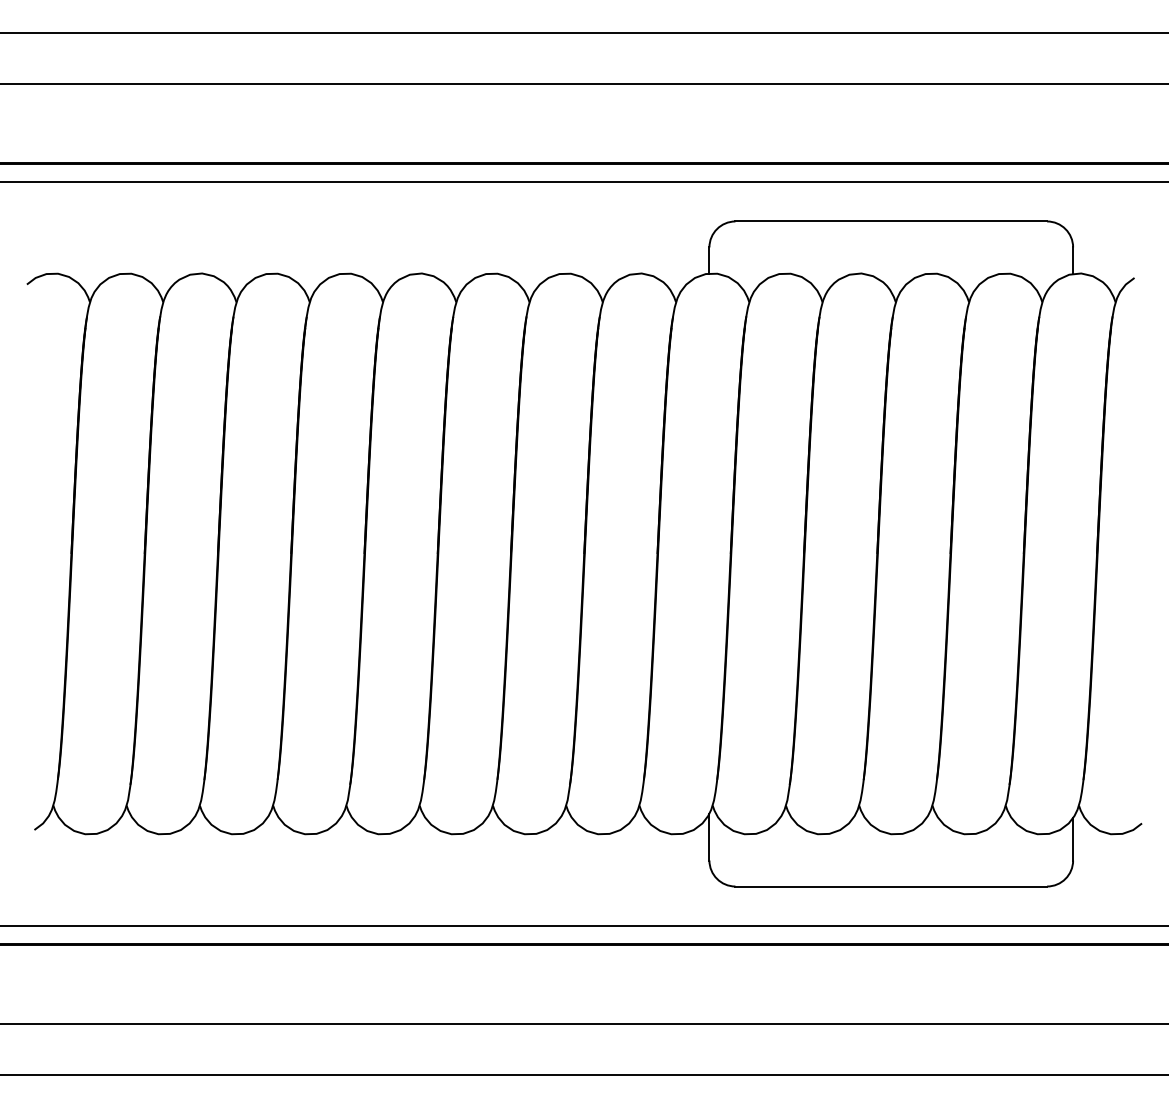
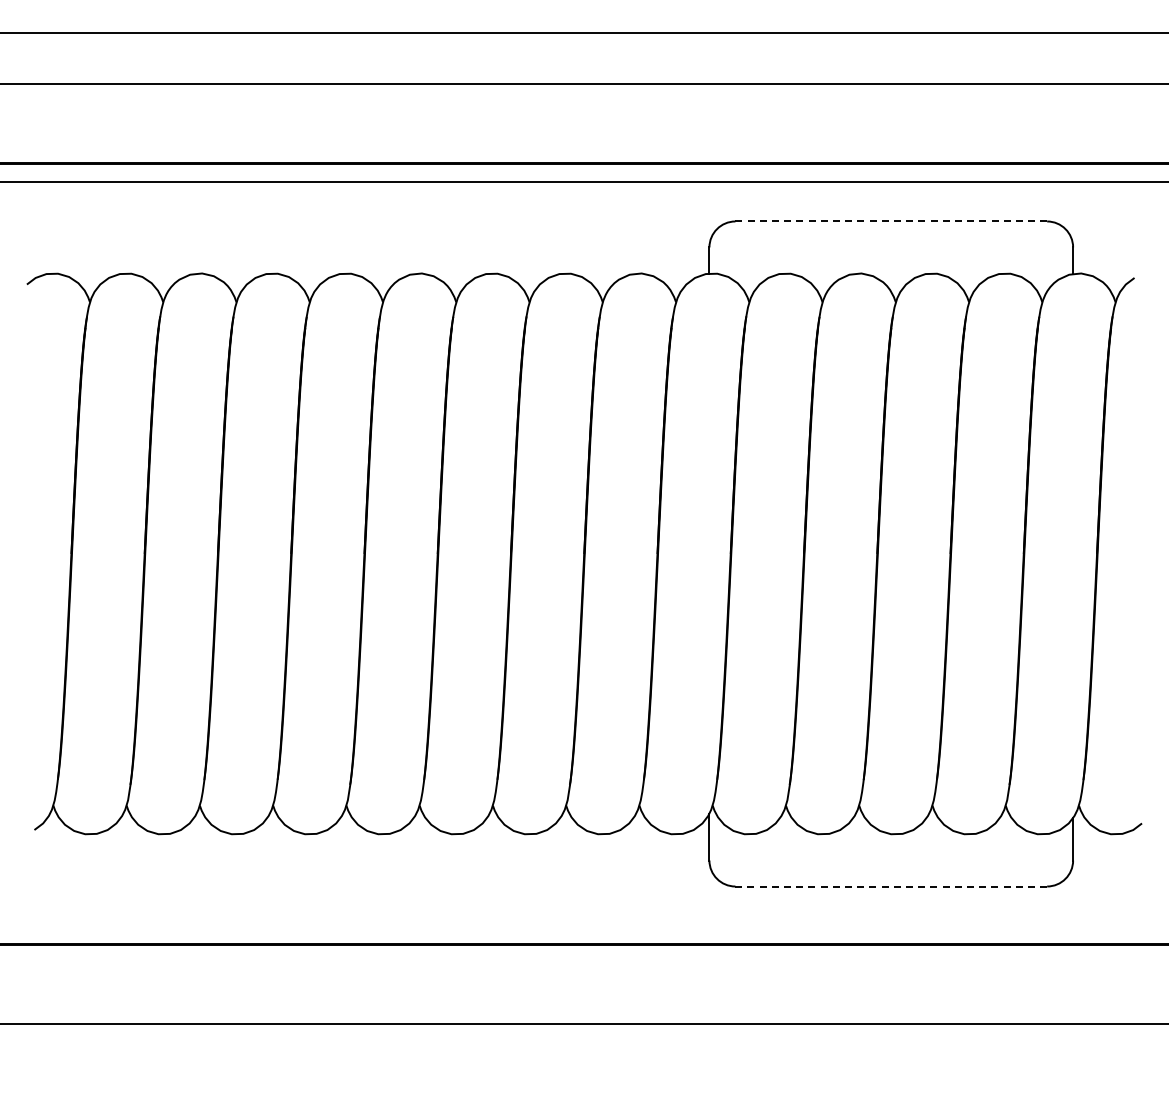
line: solid -> dashed (891, 221)
line: solid -> dashed (891, 886)
line: present -> none (583, 926)
line: present -> none (583, 1074)
